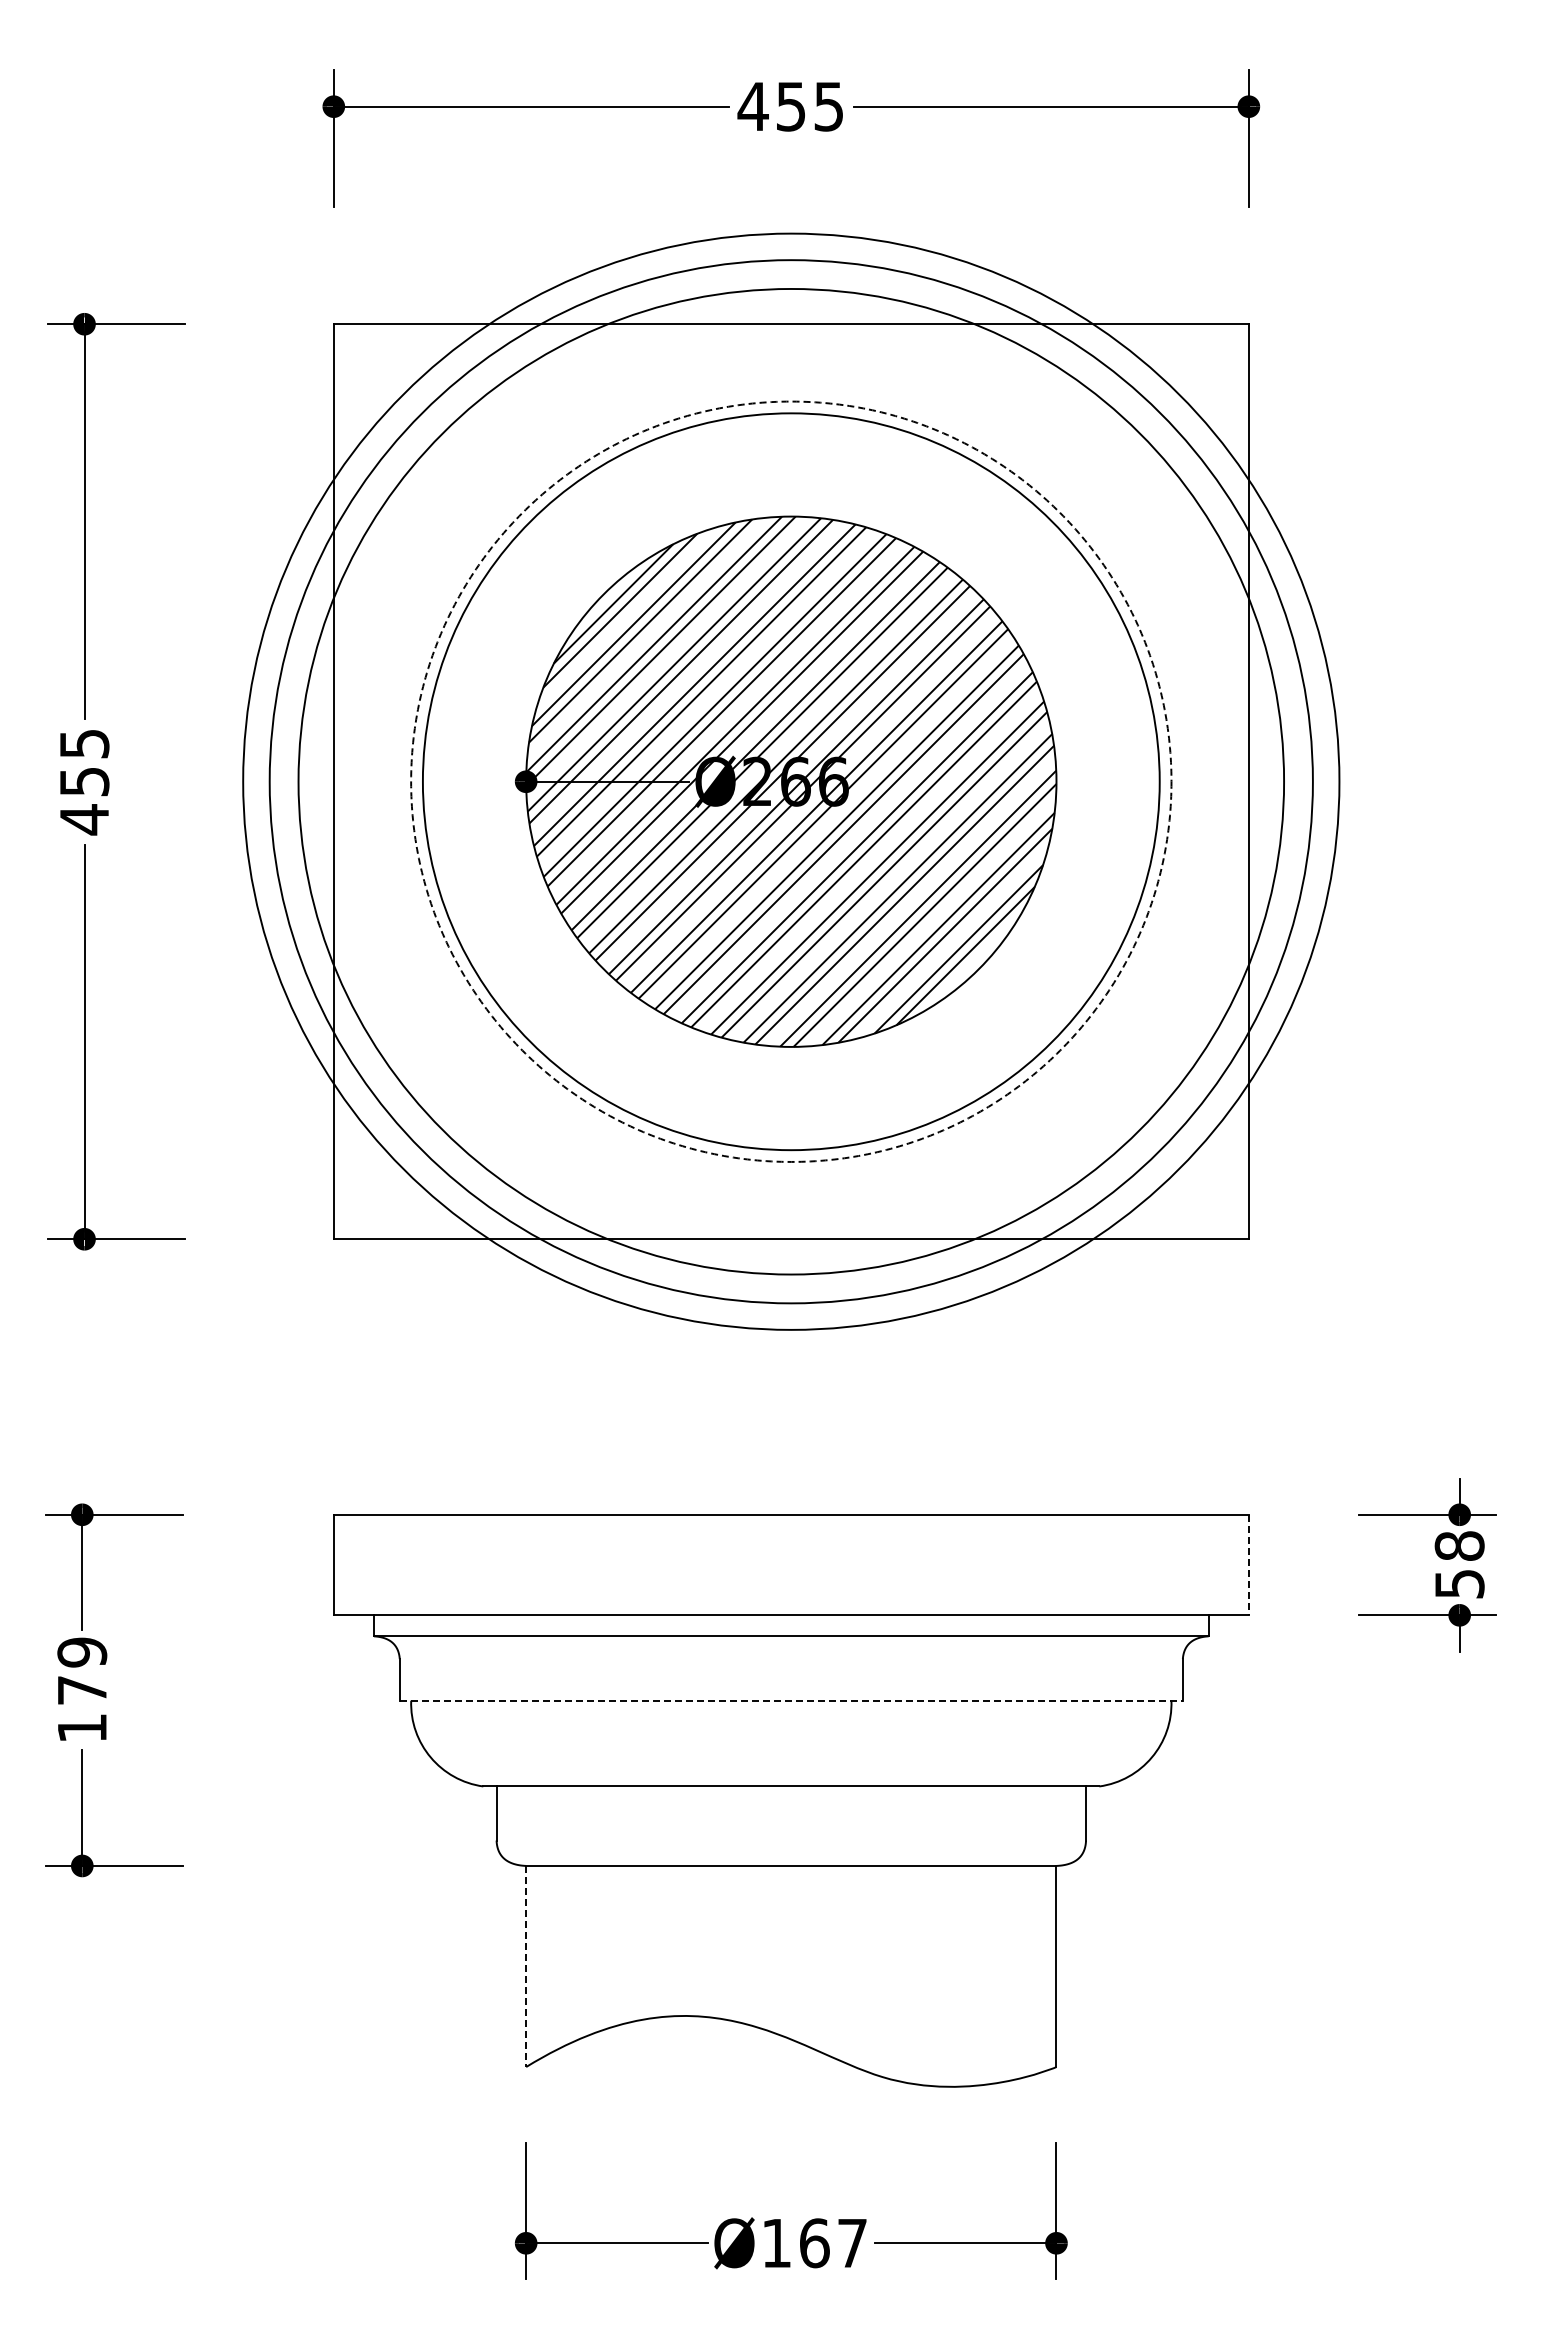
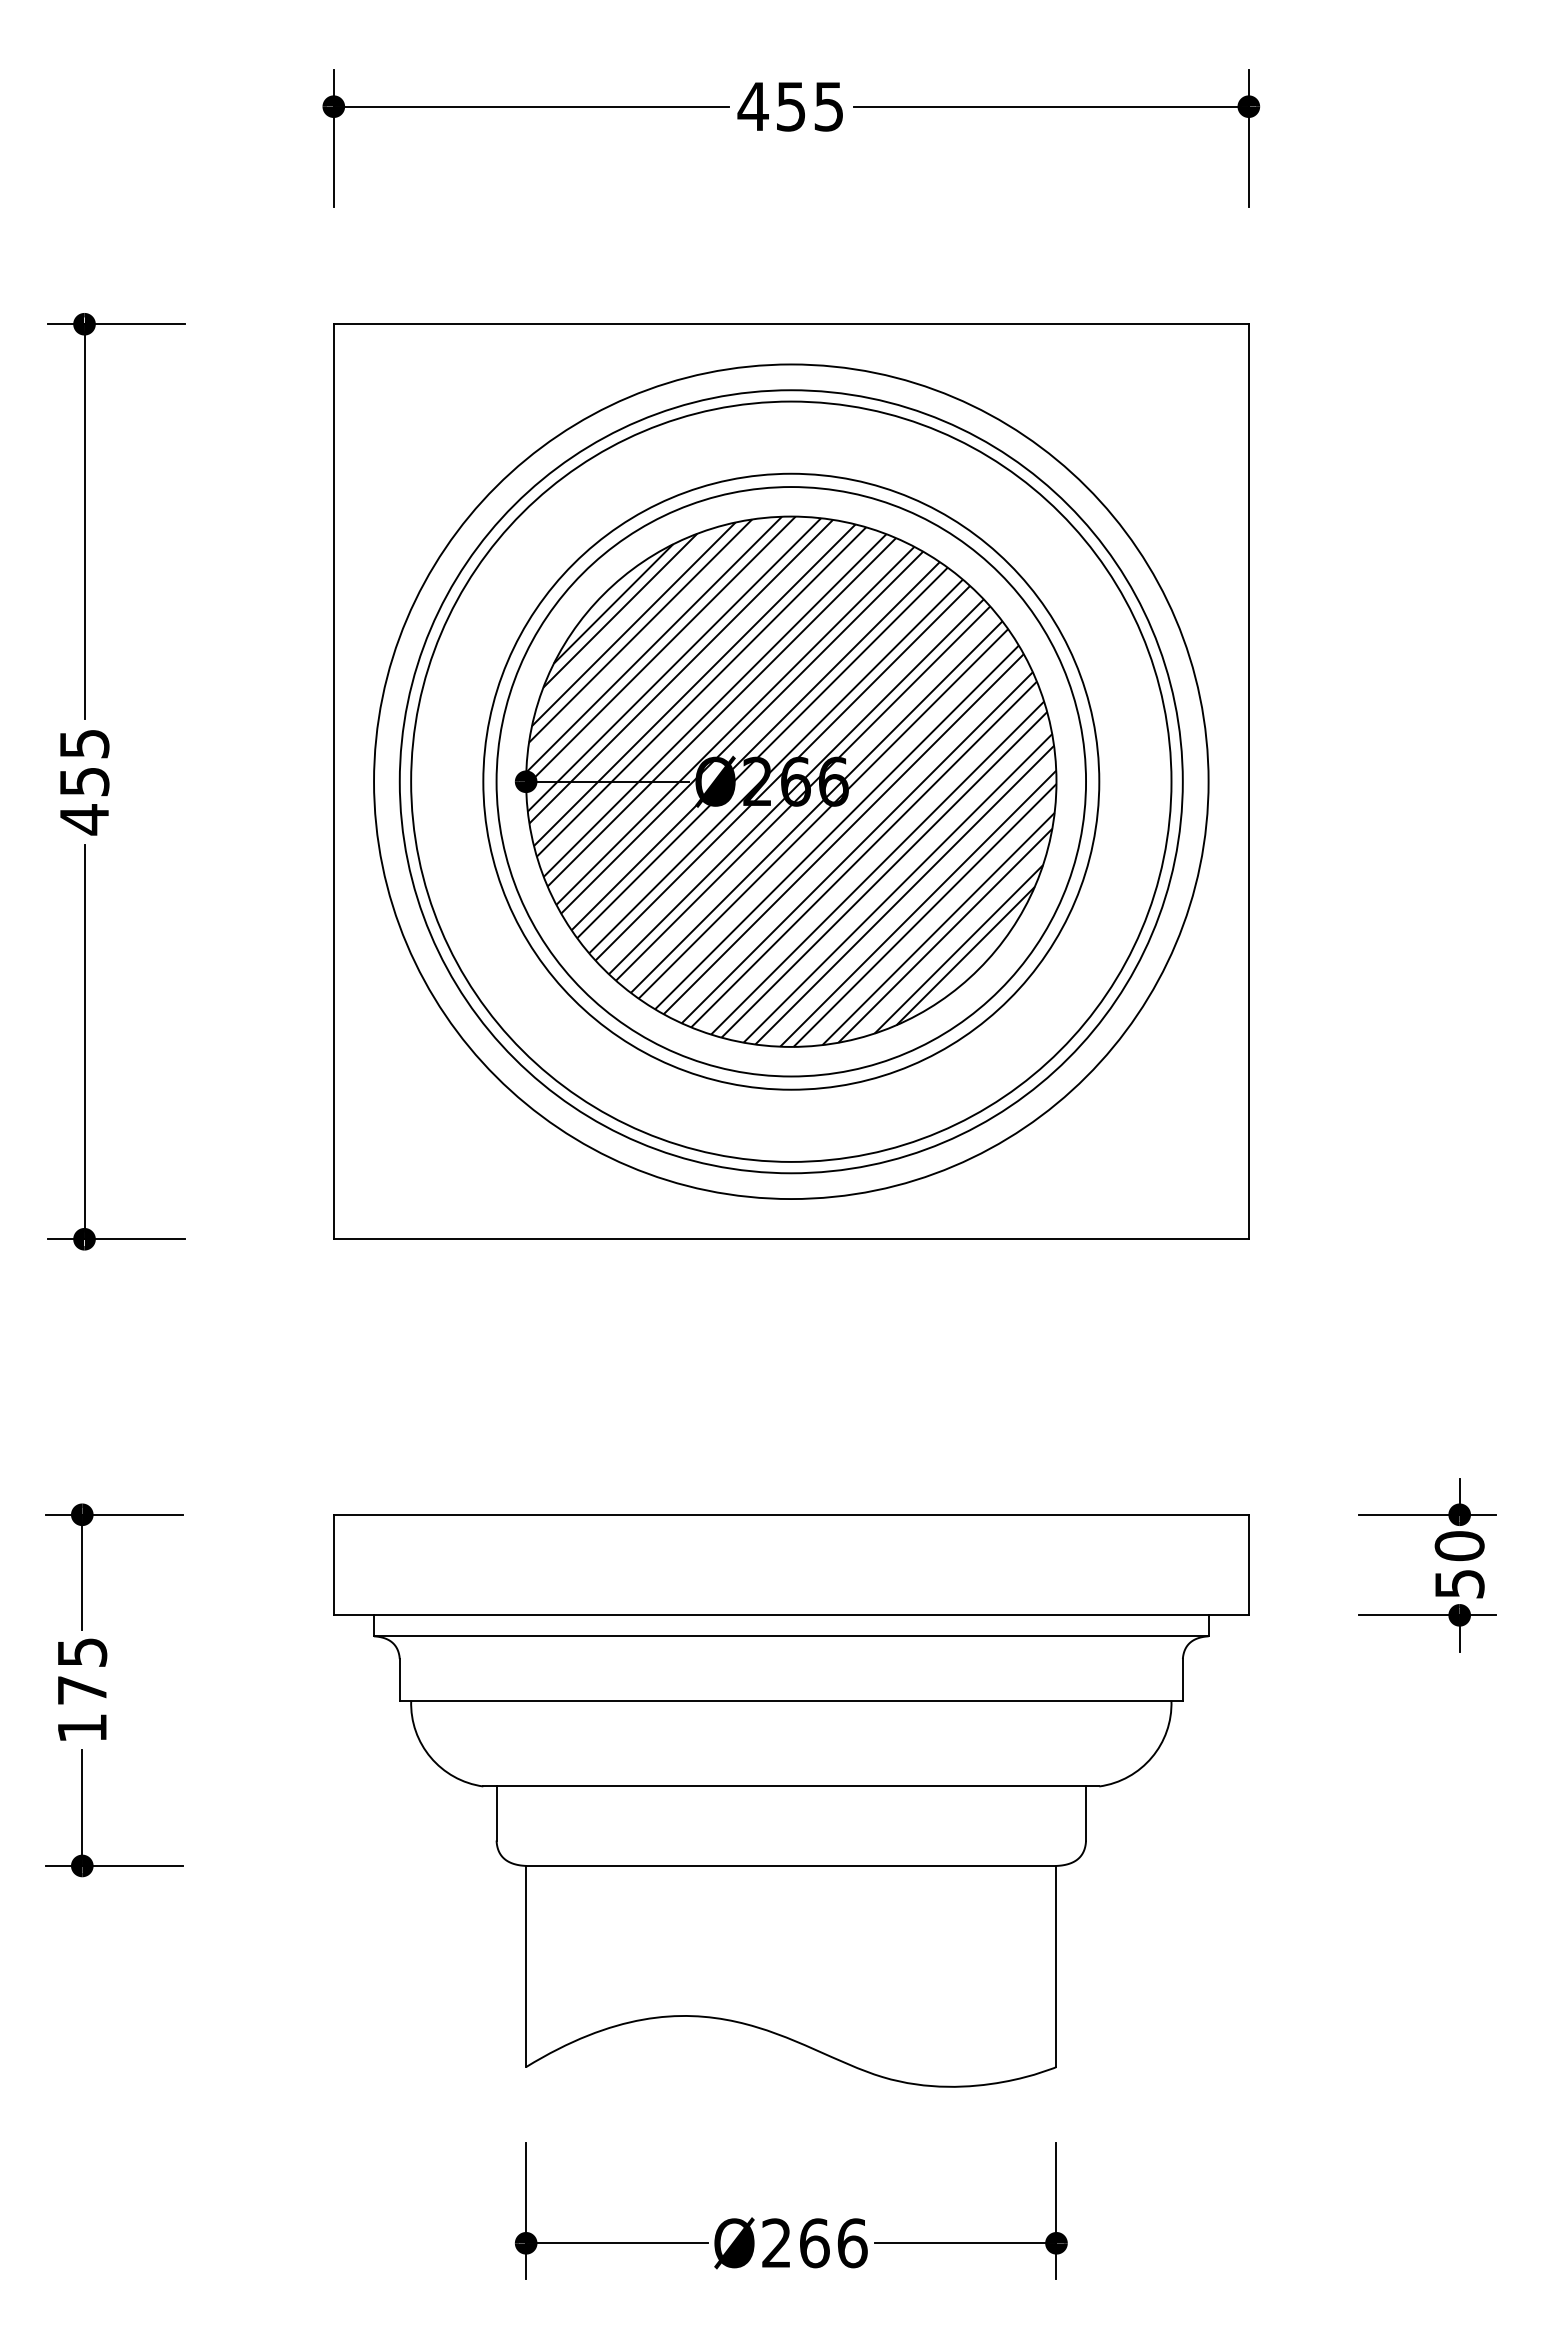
circle diameter: 1043 px -> 835 px (791, 781)
circle diameter: 737 px -> 589 px (791, 781)
circle diameter: 1096 px -> 783 px (790, 781)
circle diameter: 986 px -> 616 px (791, 781)
circle: dashed -> solid (791, 781)
text: 58 -> 50 (1459, 1546)
line: dashed -> solid (1248, 1565)
text: 179 -> 175 (82, 1652)
line: dashed -> solid (791, 1700)
line: dashed -> solid (526, 1966)
text: Ø167 -> Ø266 (814, 2243)
